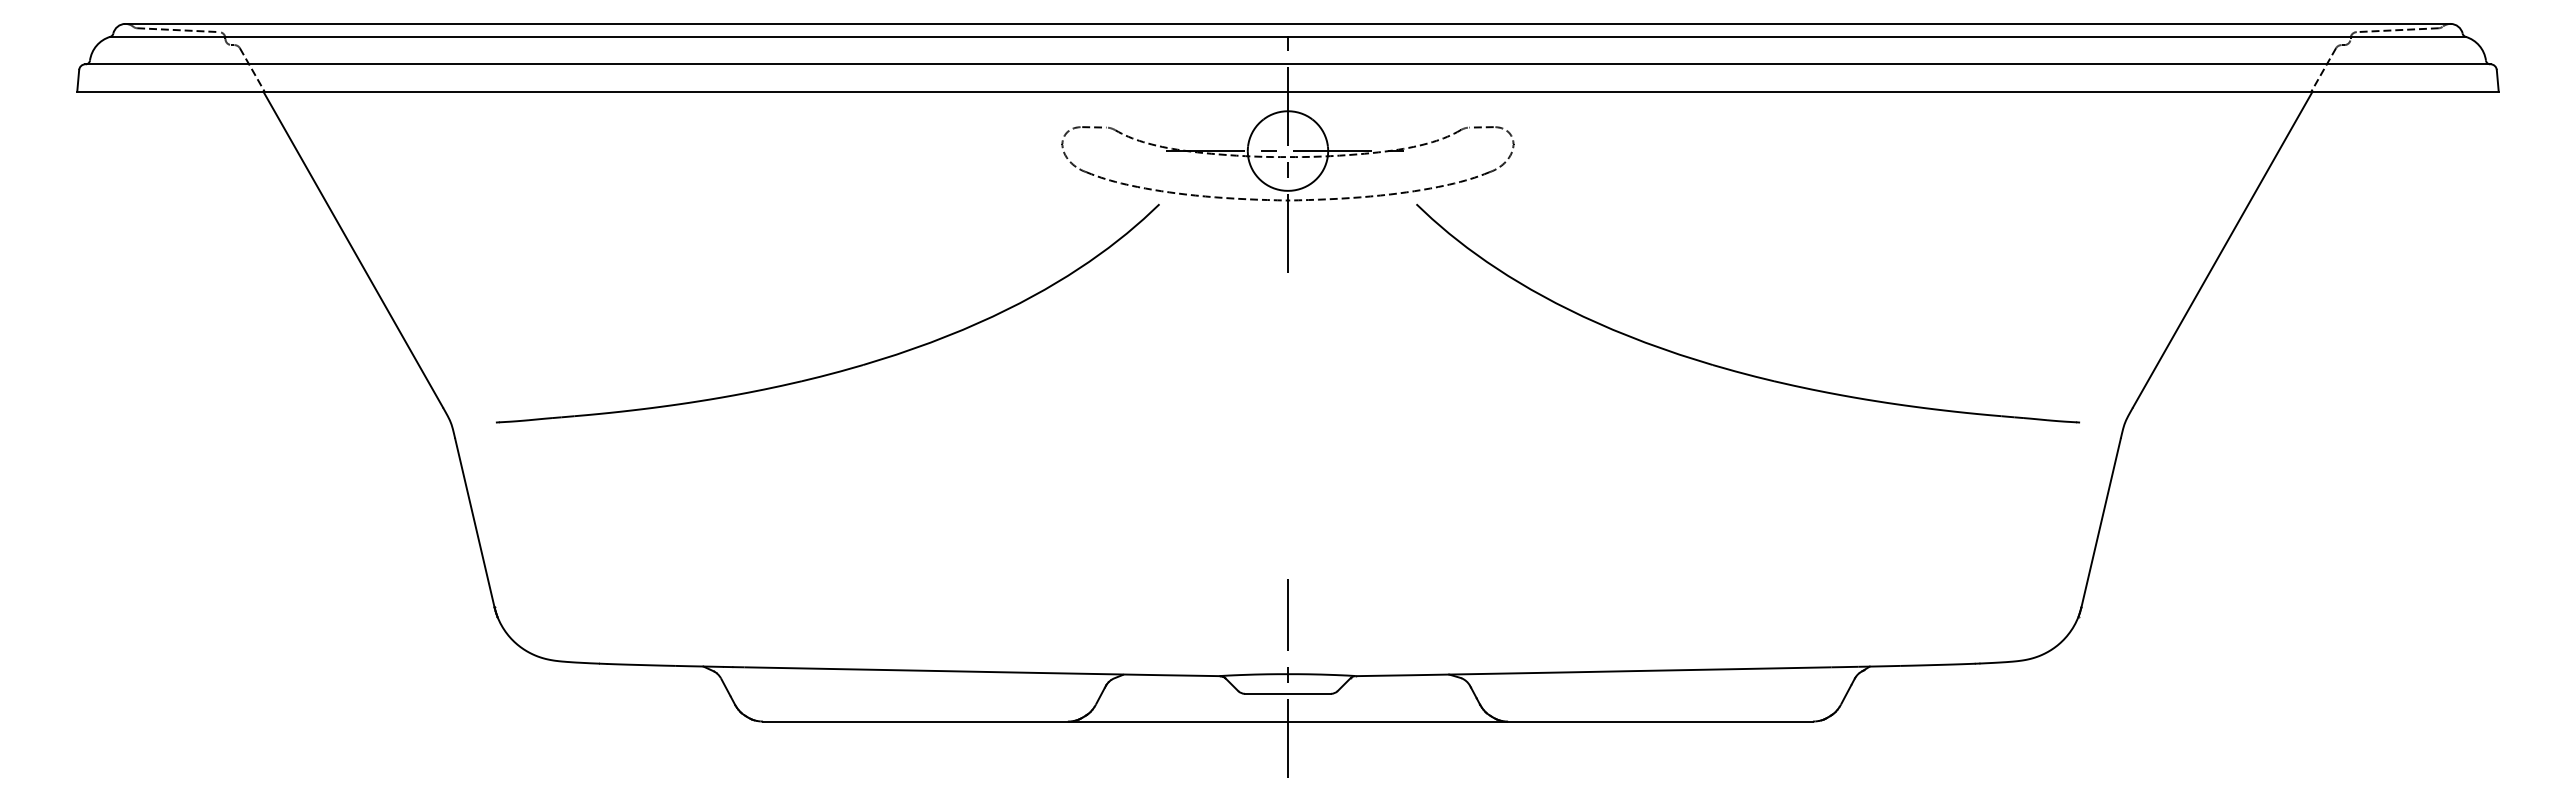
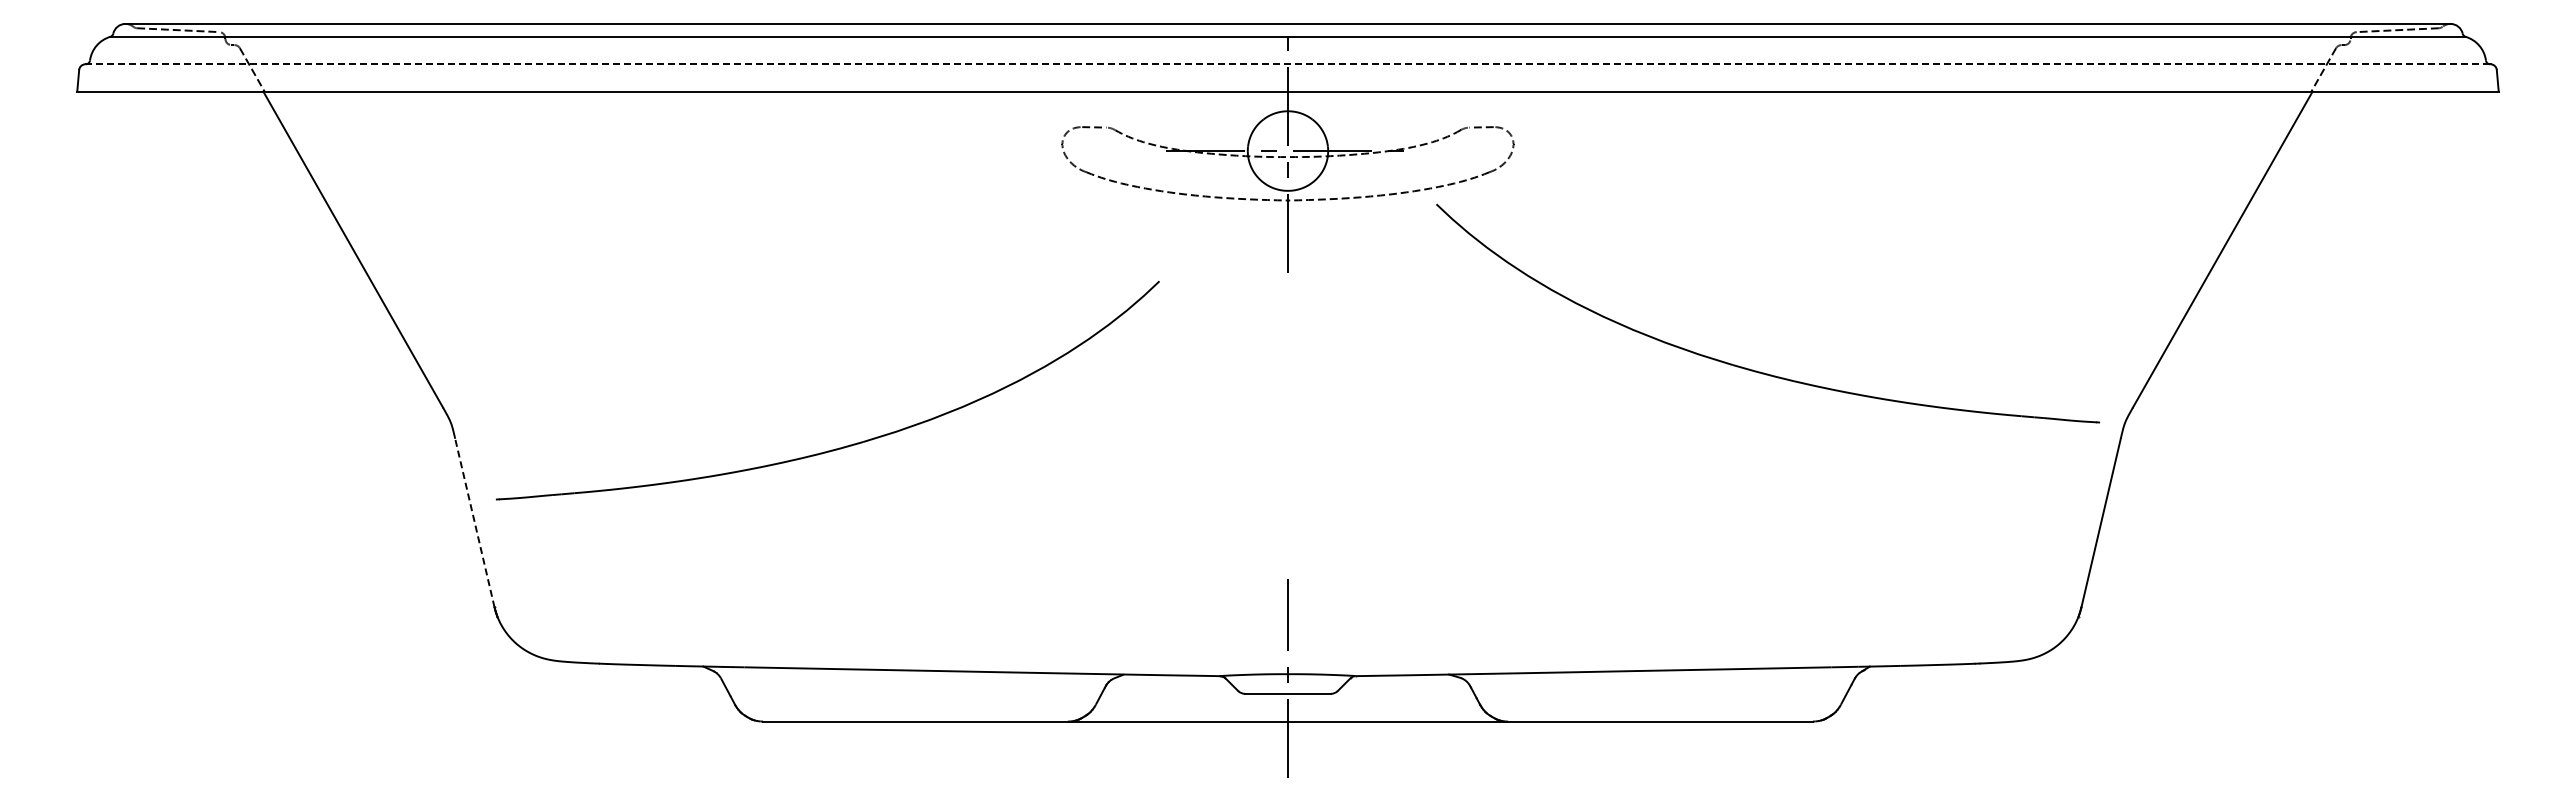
line: solid -> dashed (1288, 64)
part position: (846, 368) -> (846, 445) (846, 445)
part position: (1729, 368) -> (1749, 368) (1749, 368)
line: solid -> dashed (474, 523)
